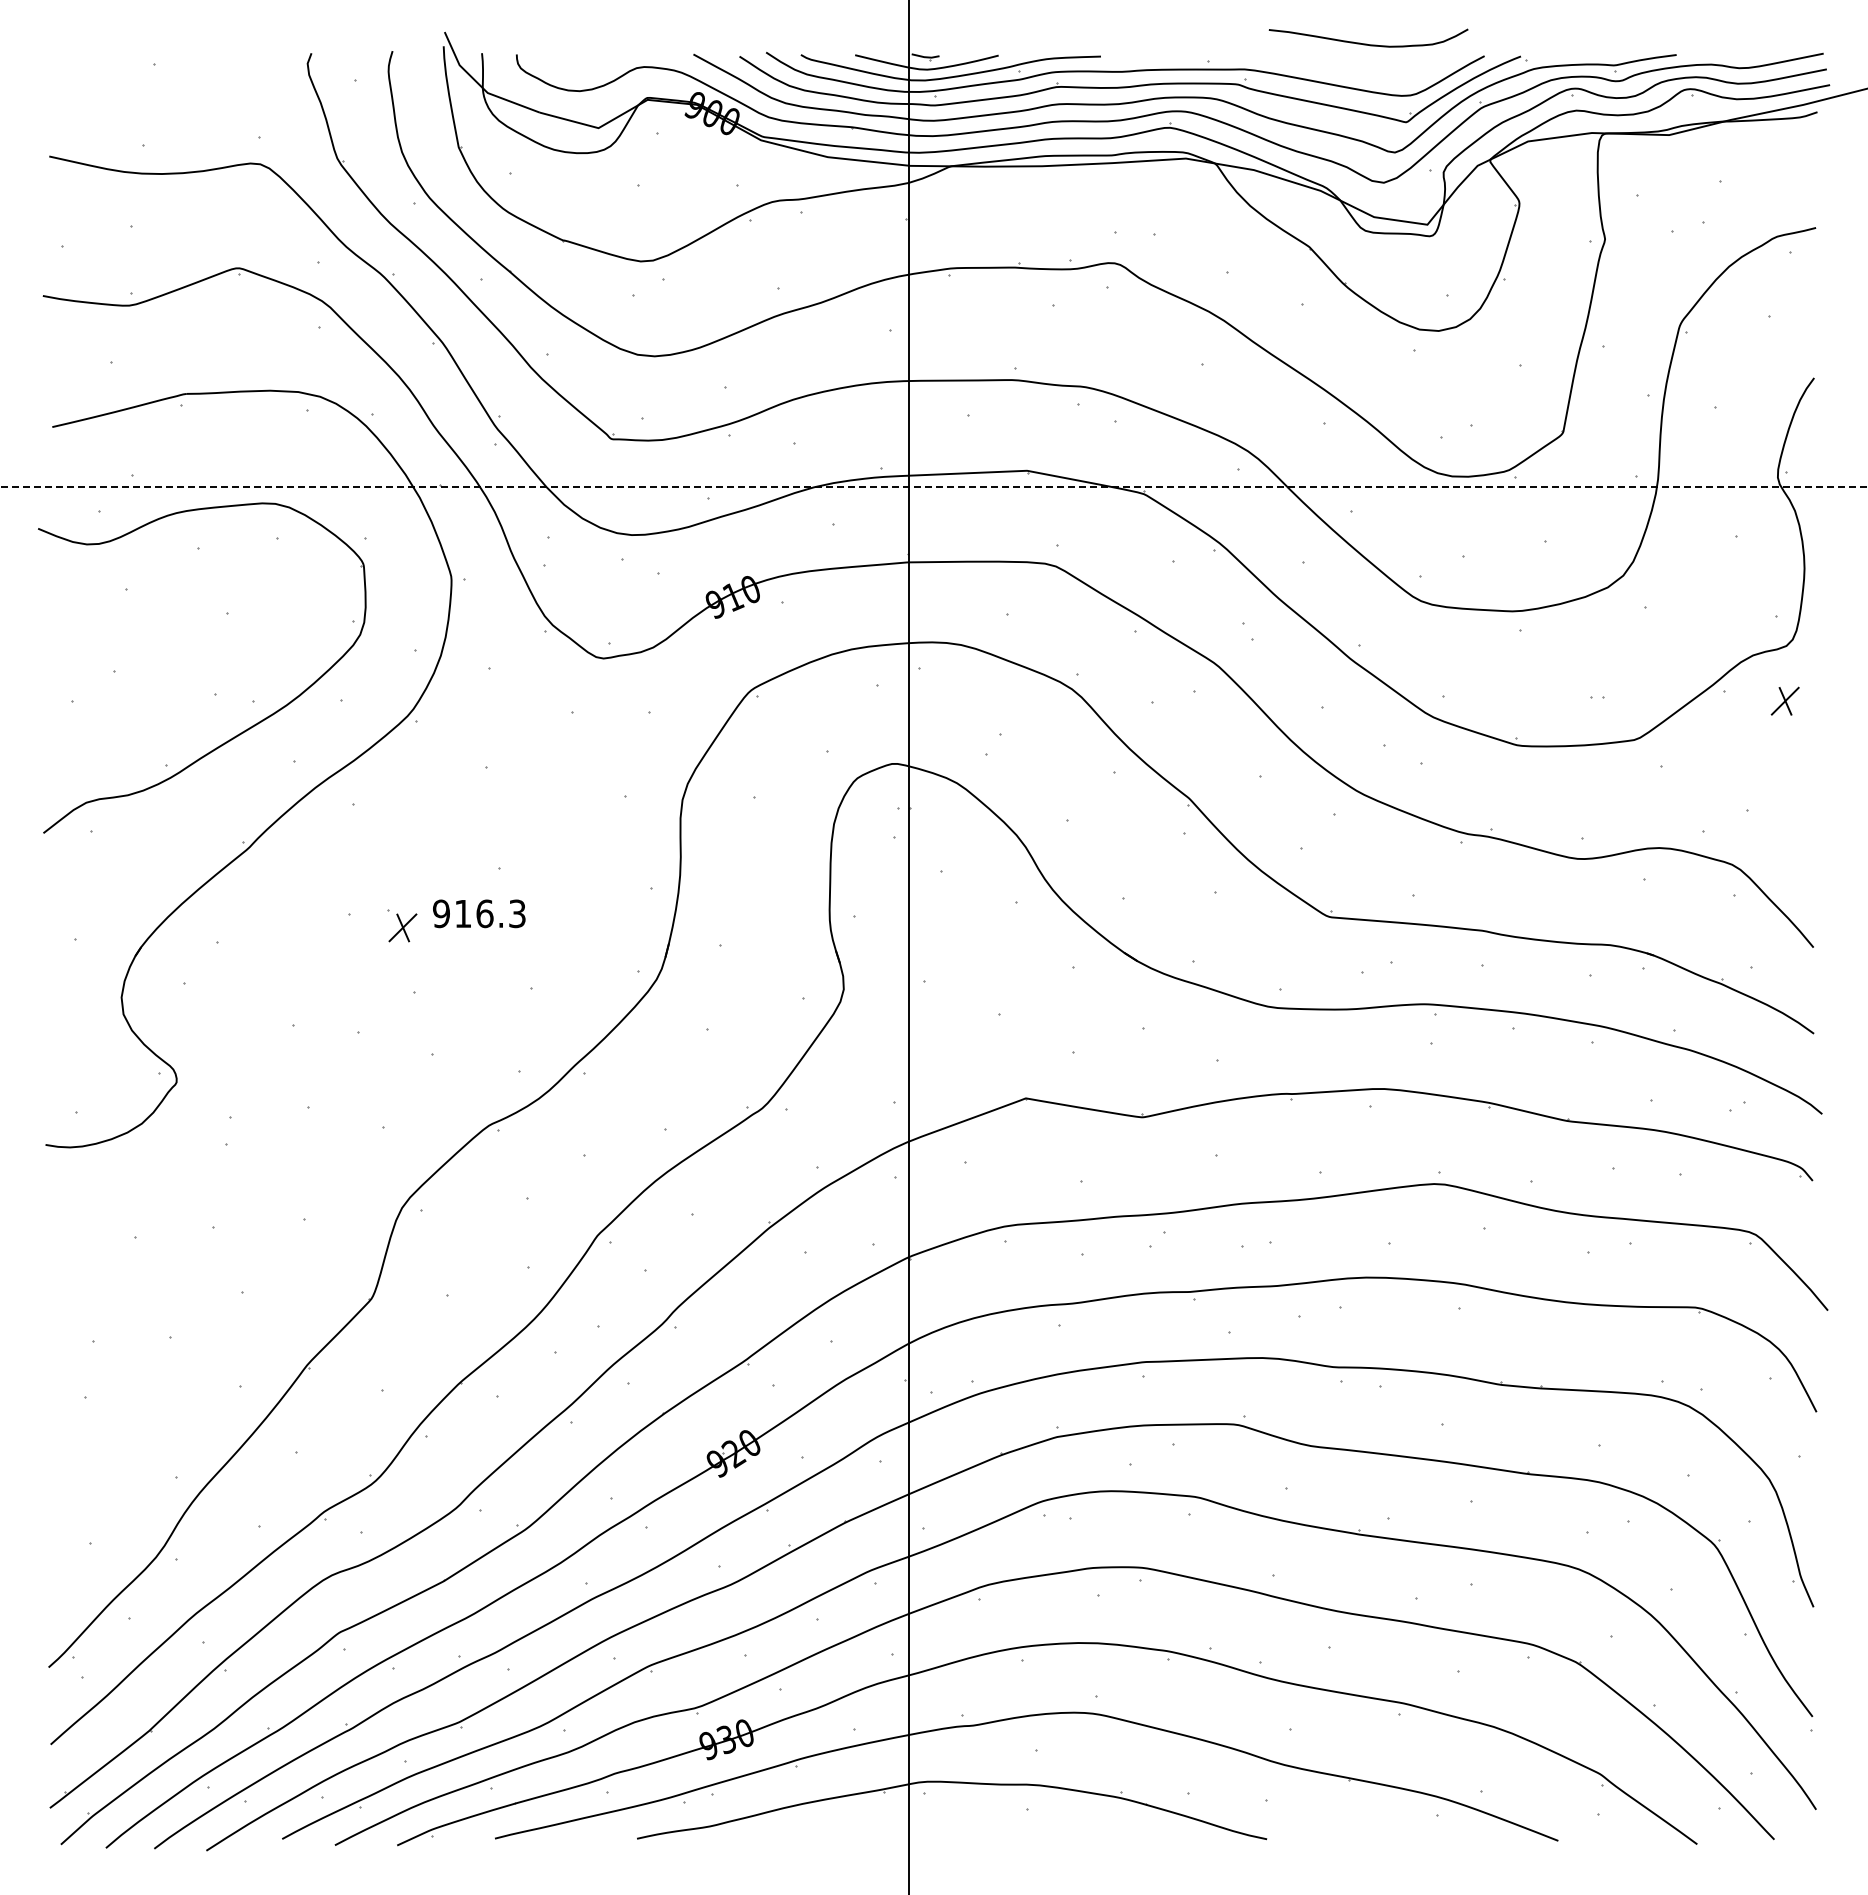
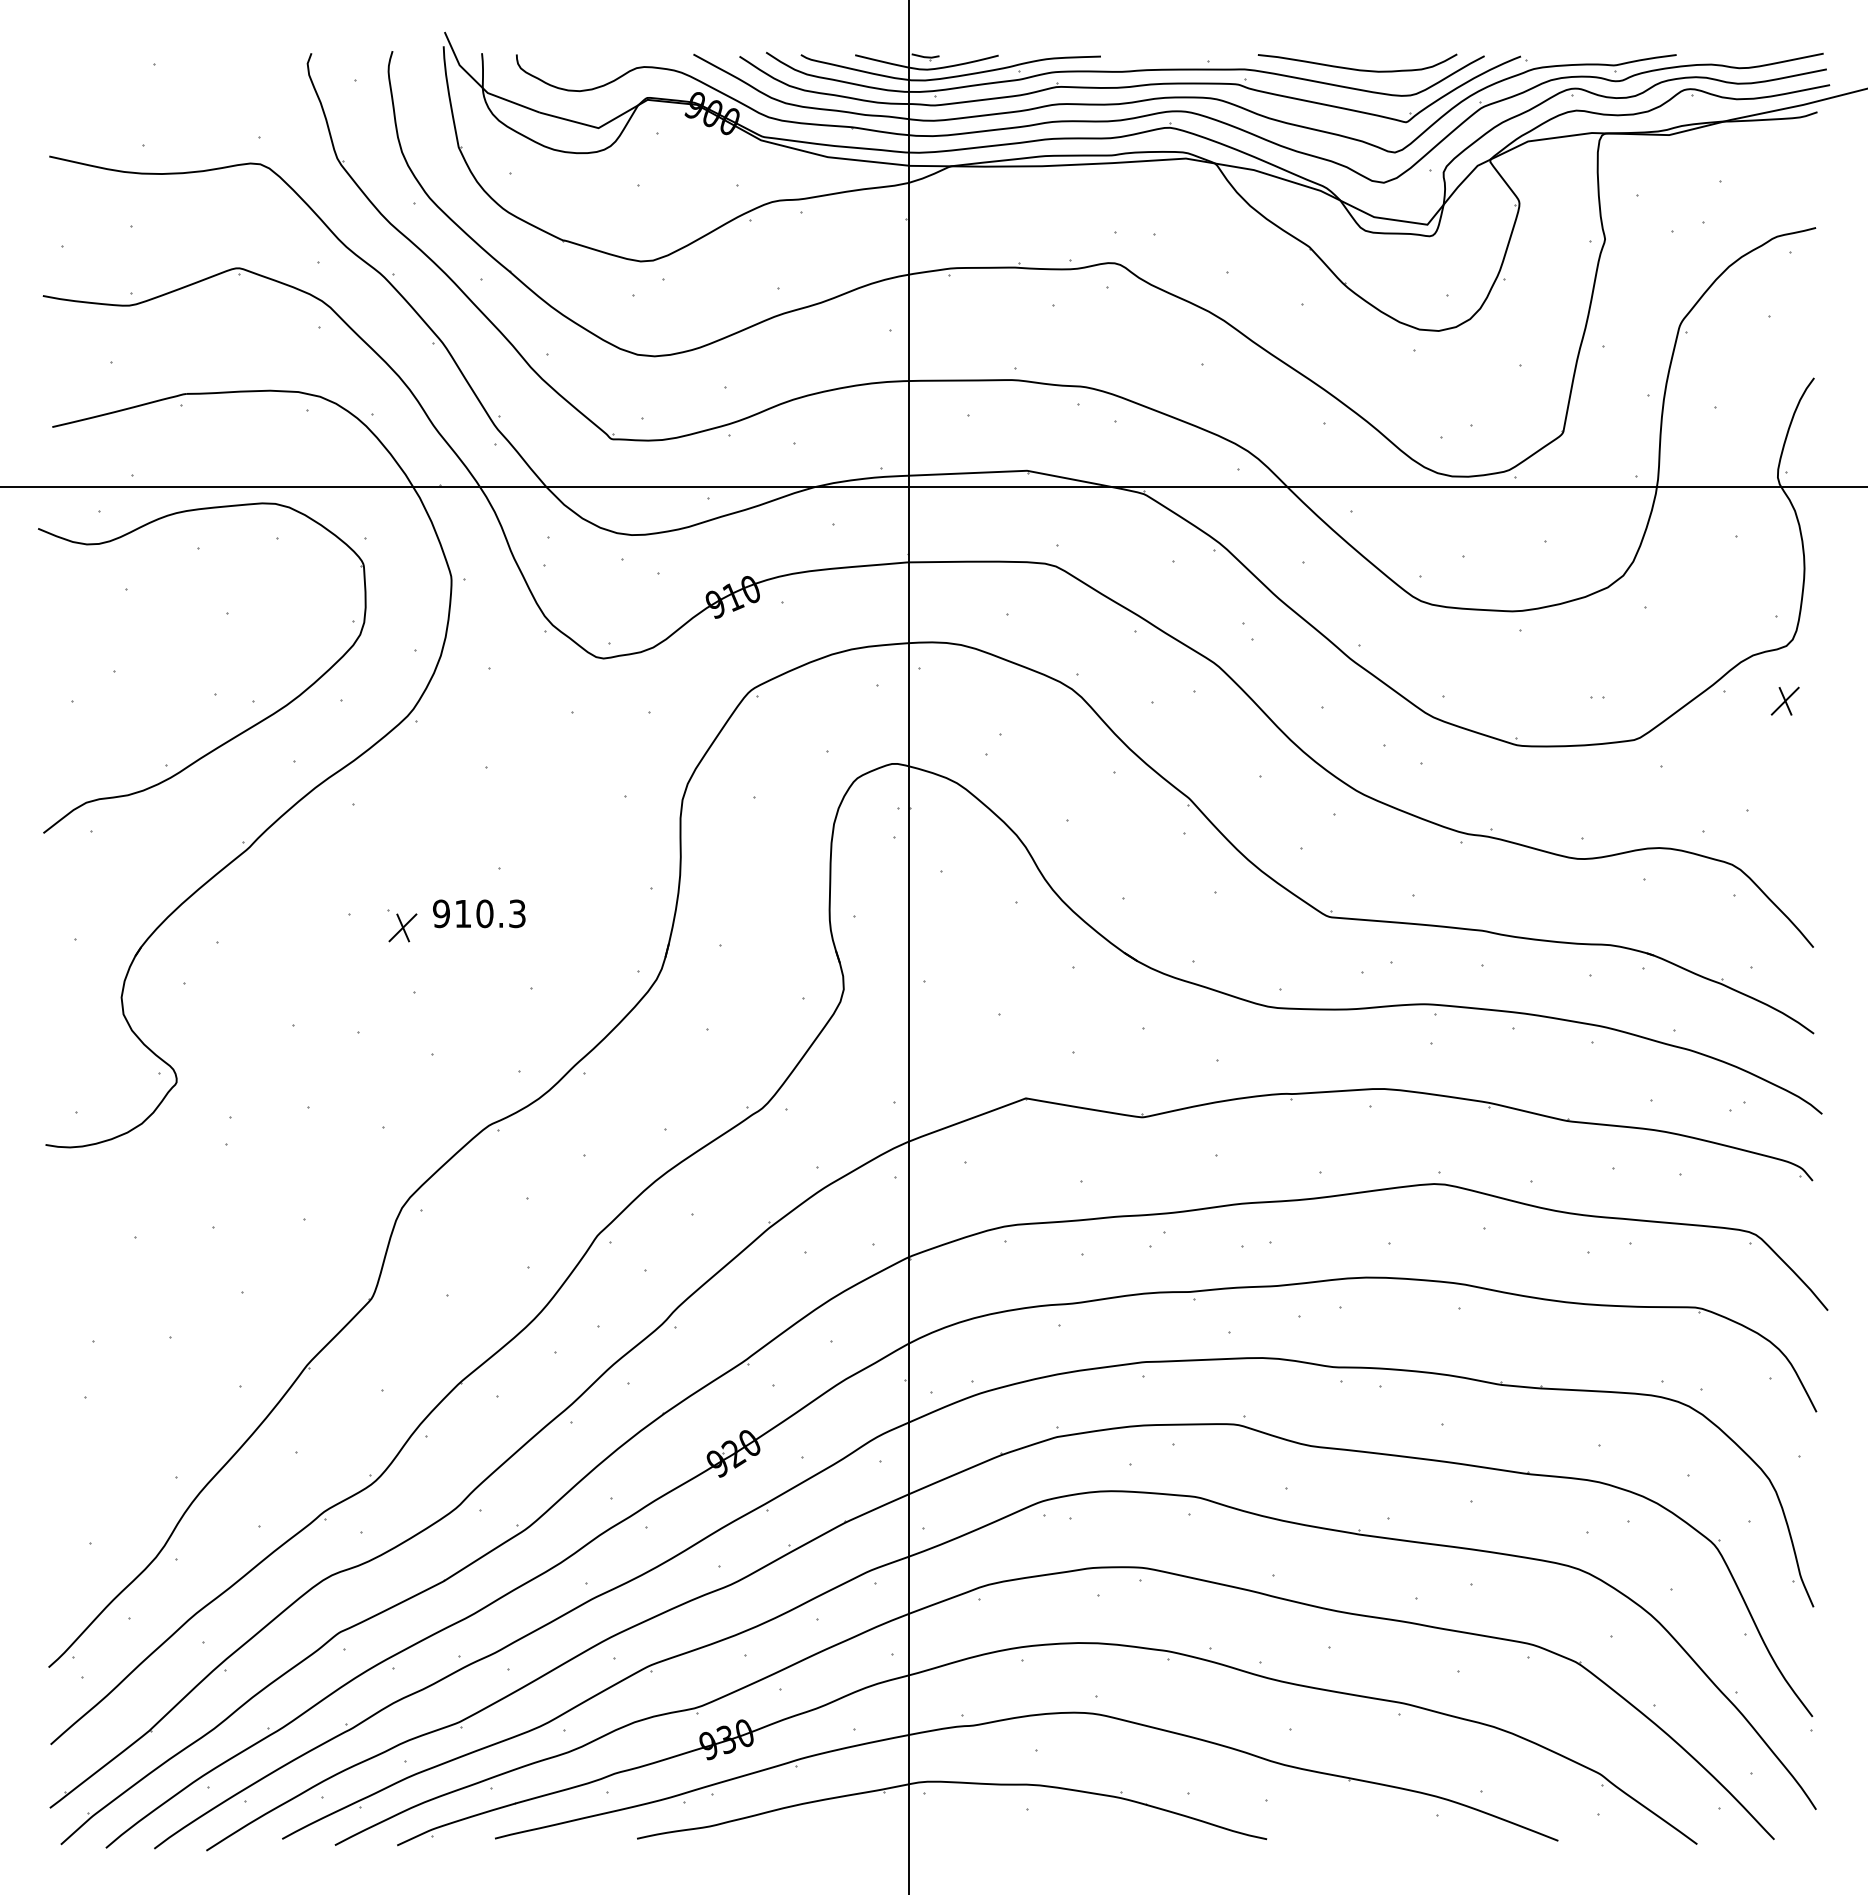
curve position: (1367, 43) -> (1356, 68) (1356, 68)
line: dashed -> solid (933, 486)
text: 916.3 -> 910.3 (484, 913)
